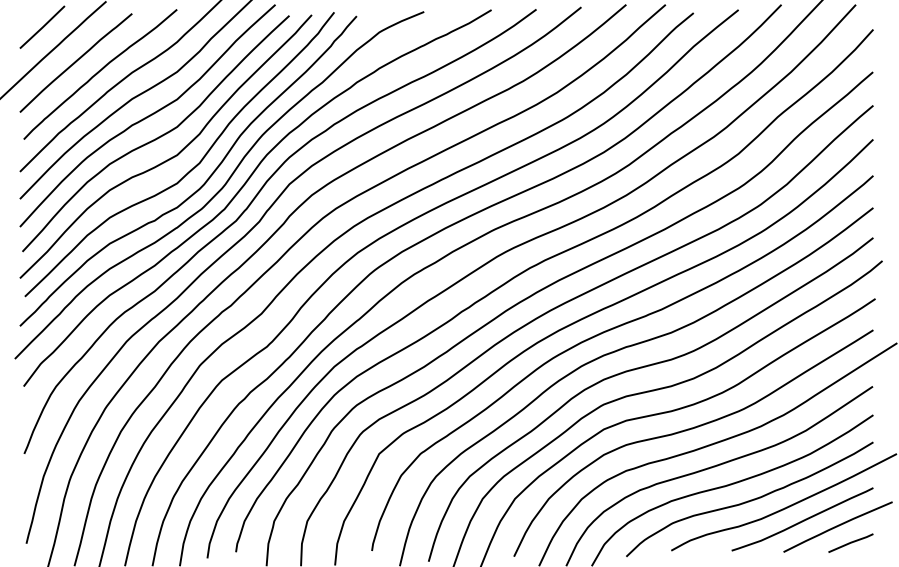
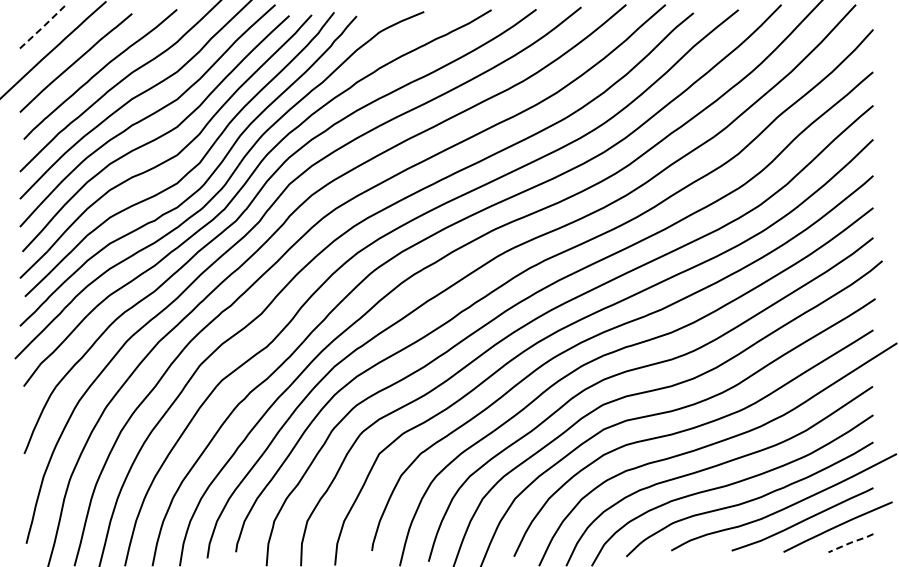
line: solid -> dashed (42, 27)
line: solid -> dashed (850, 542)
